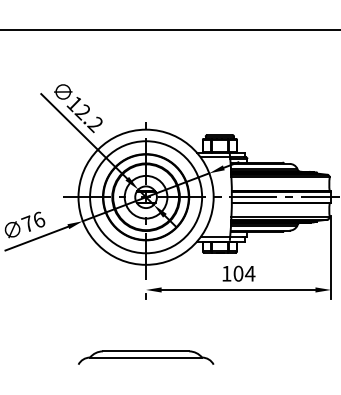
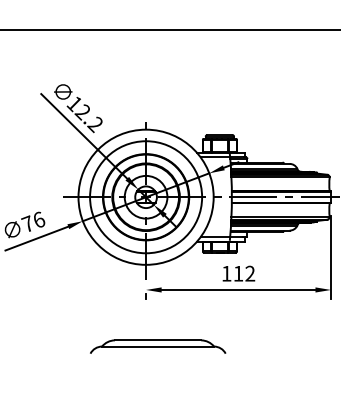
text: 104 -> 112 (244, 273)
part position: (146, 357) -> (158, 346) (158, 346)
